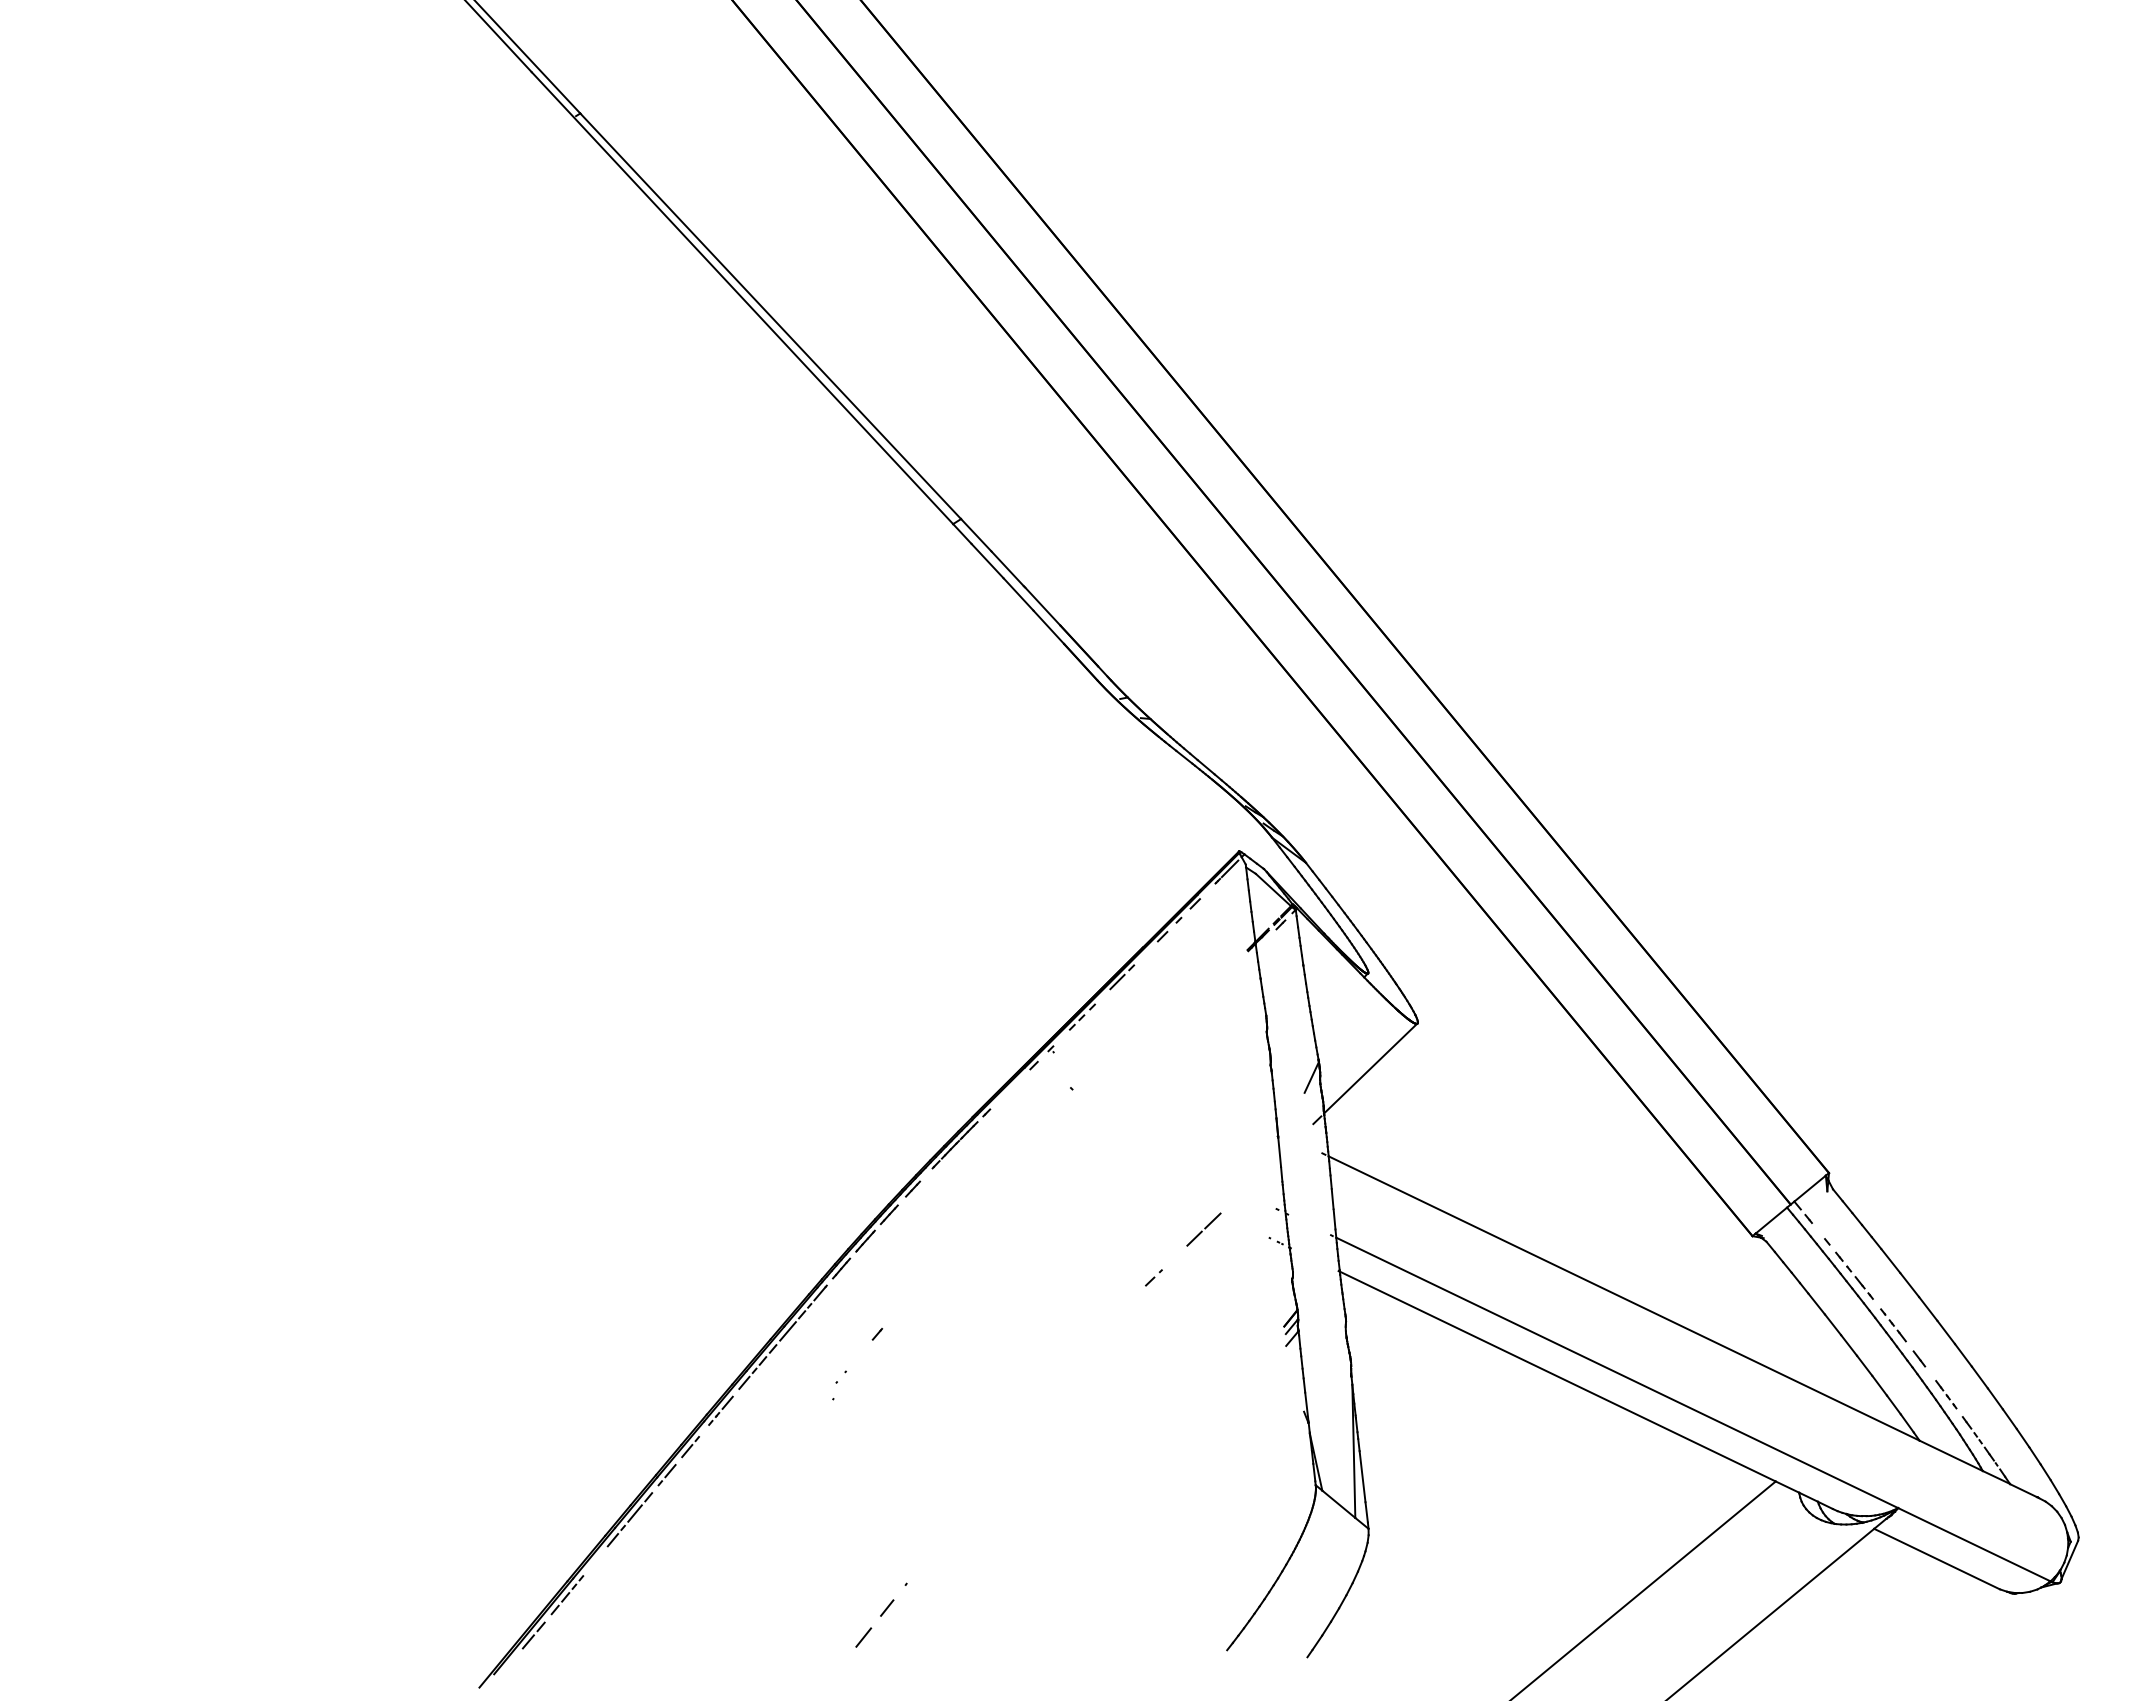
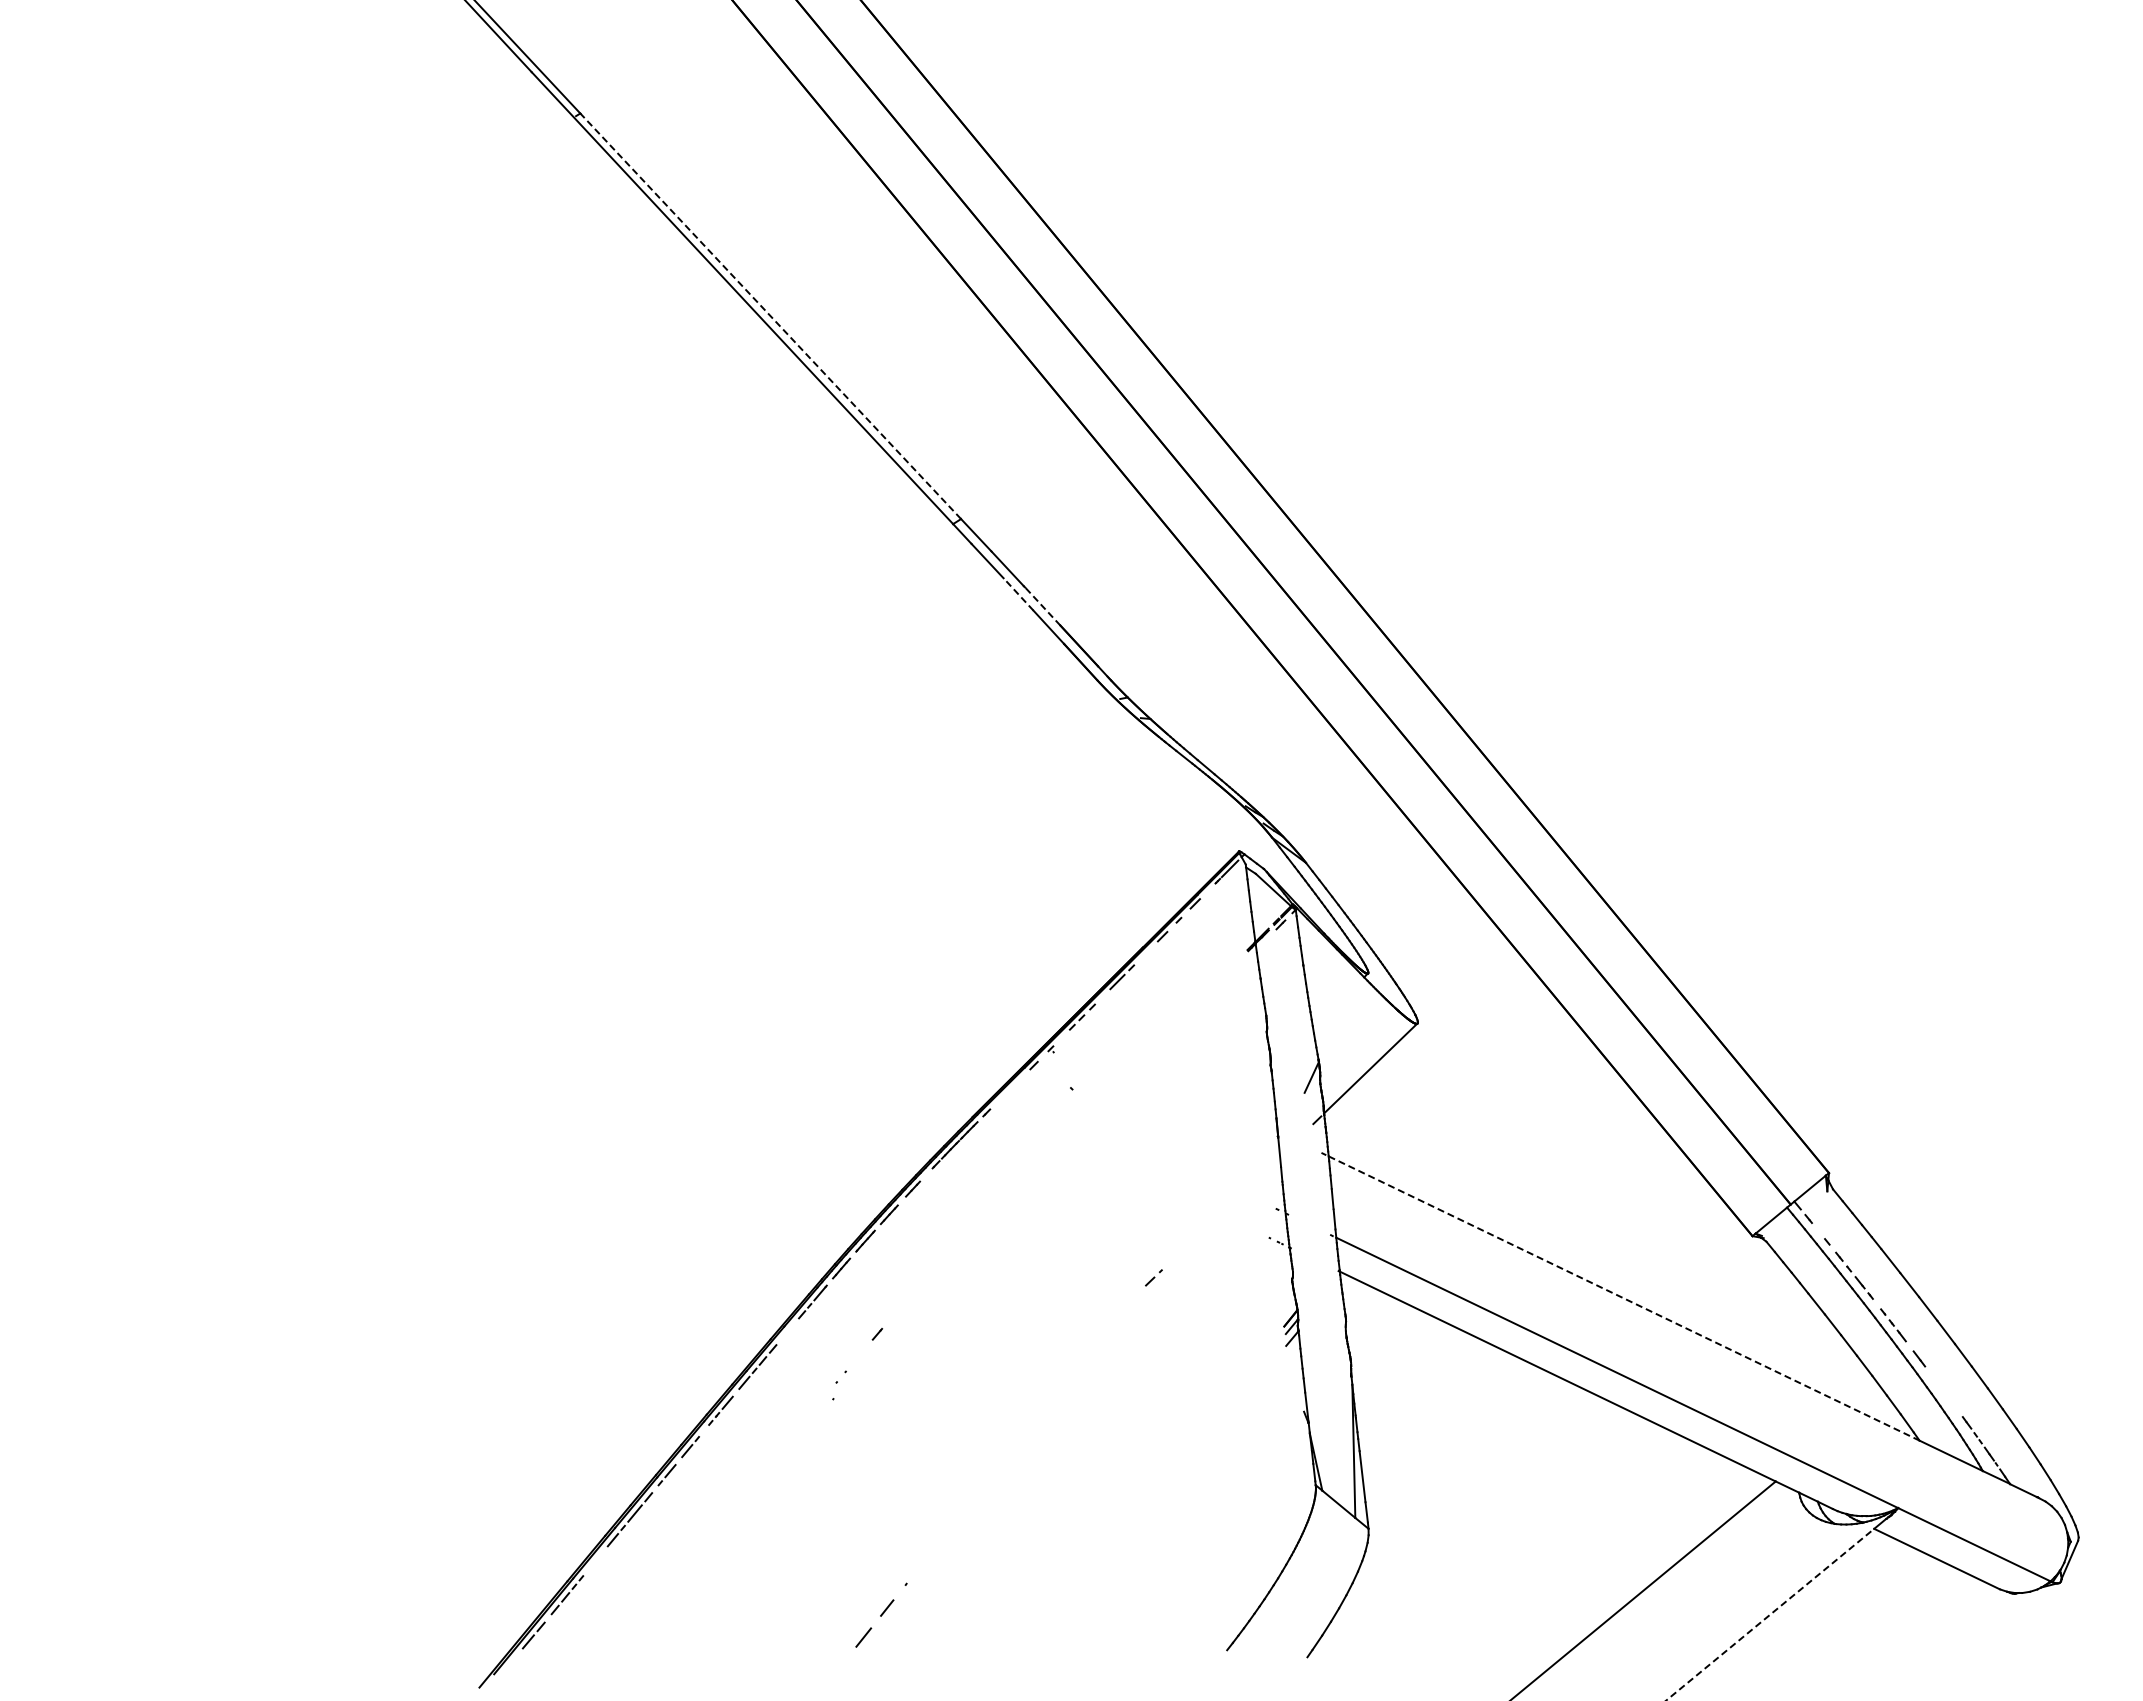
line: solid -> dashed (770, 315)
line: solid -> dashed (1018, 594)
line: solid -> dashed (1042, 606)
line: present -> none (1204, 1228)
line: solid -> dashed (1624, 1298)
line: present -> none (787, 1331)
part: present -> none (1946, 1394)
line: solid -> dashed (1770, 1614)
